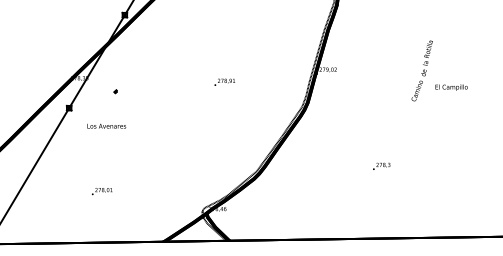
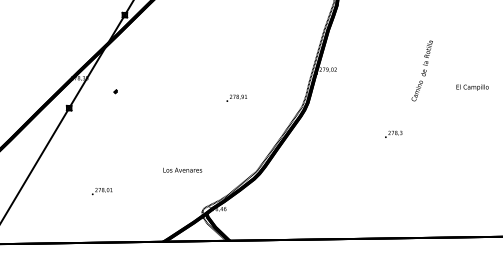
text position: (224, 81) -> (236, 97) (236, 97)
text position: (451, 87) -> (472, 87) (472, 87)
text position: (106, 125) -> (182, 169) (182, 169)
text position: (381, 165) -> (393, 133) (393, 133)
